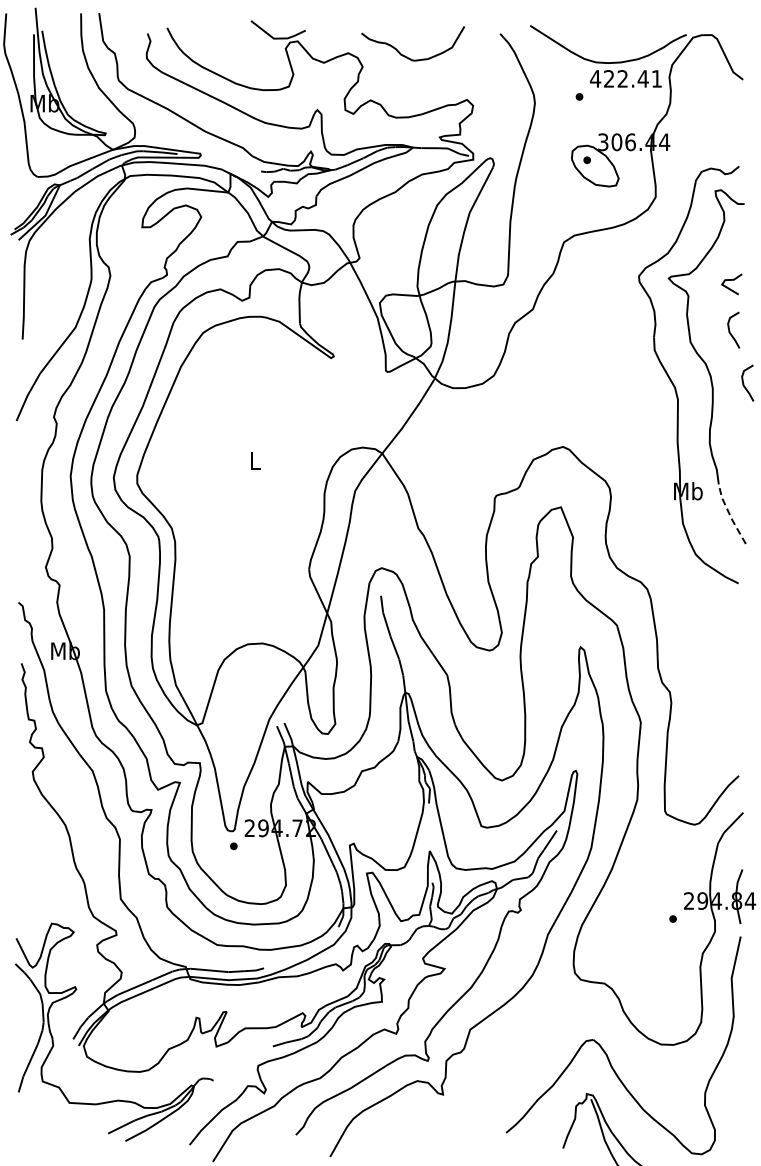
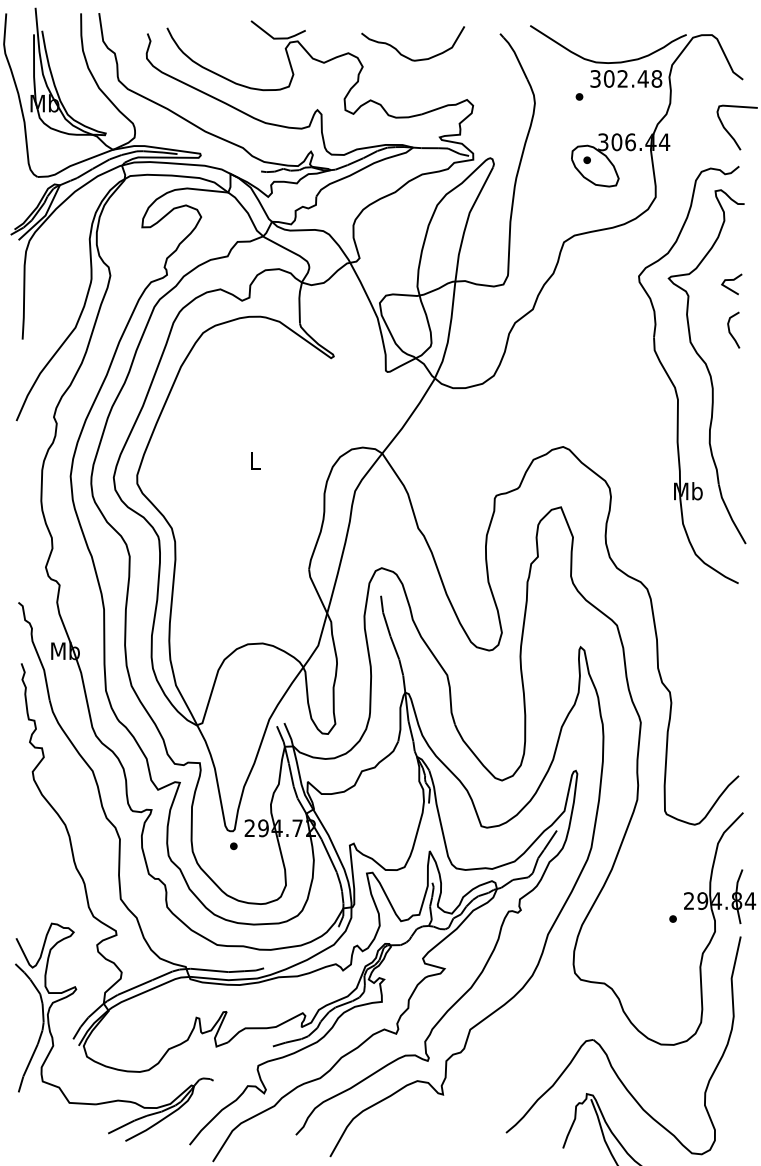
text: 422.41 -> 302.48 (625, 78)
curve: none -> present (730, 133)
curve: present -> none (744, 383)
line: dashed -> solid (729, 514)
